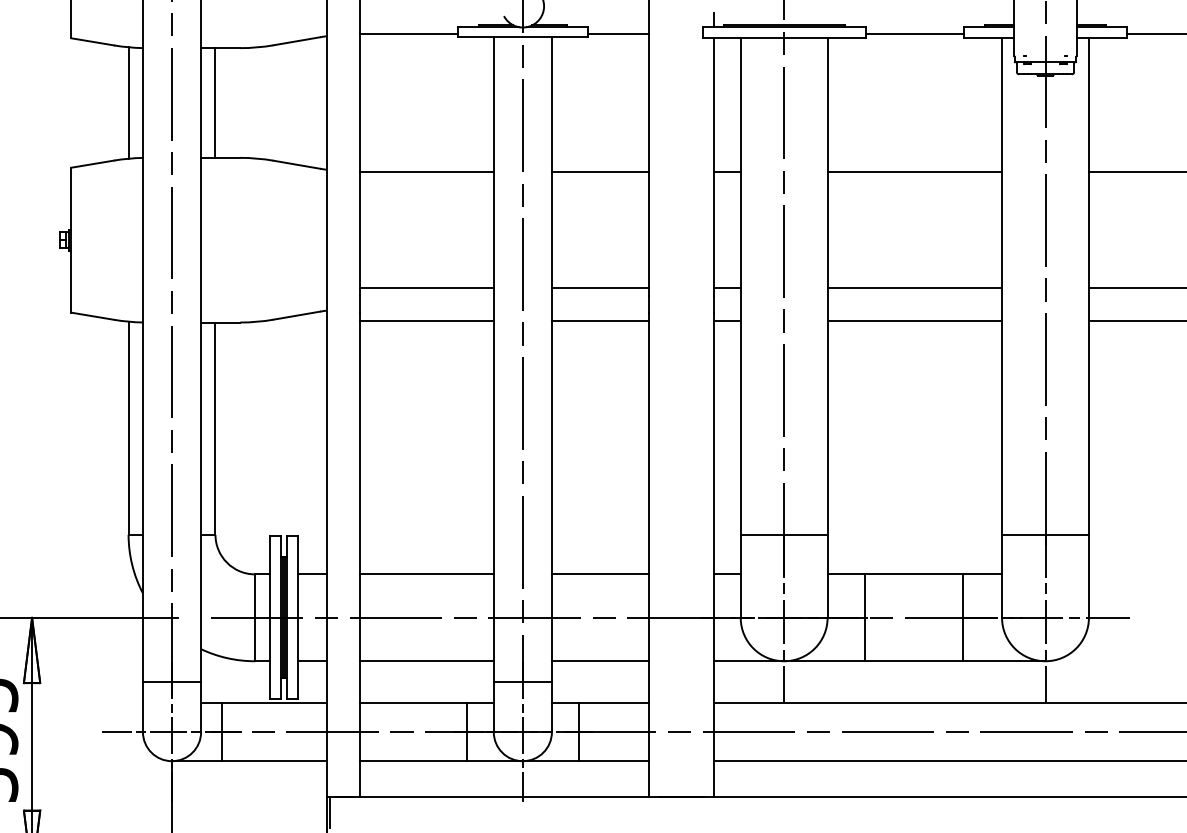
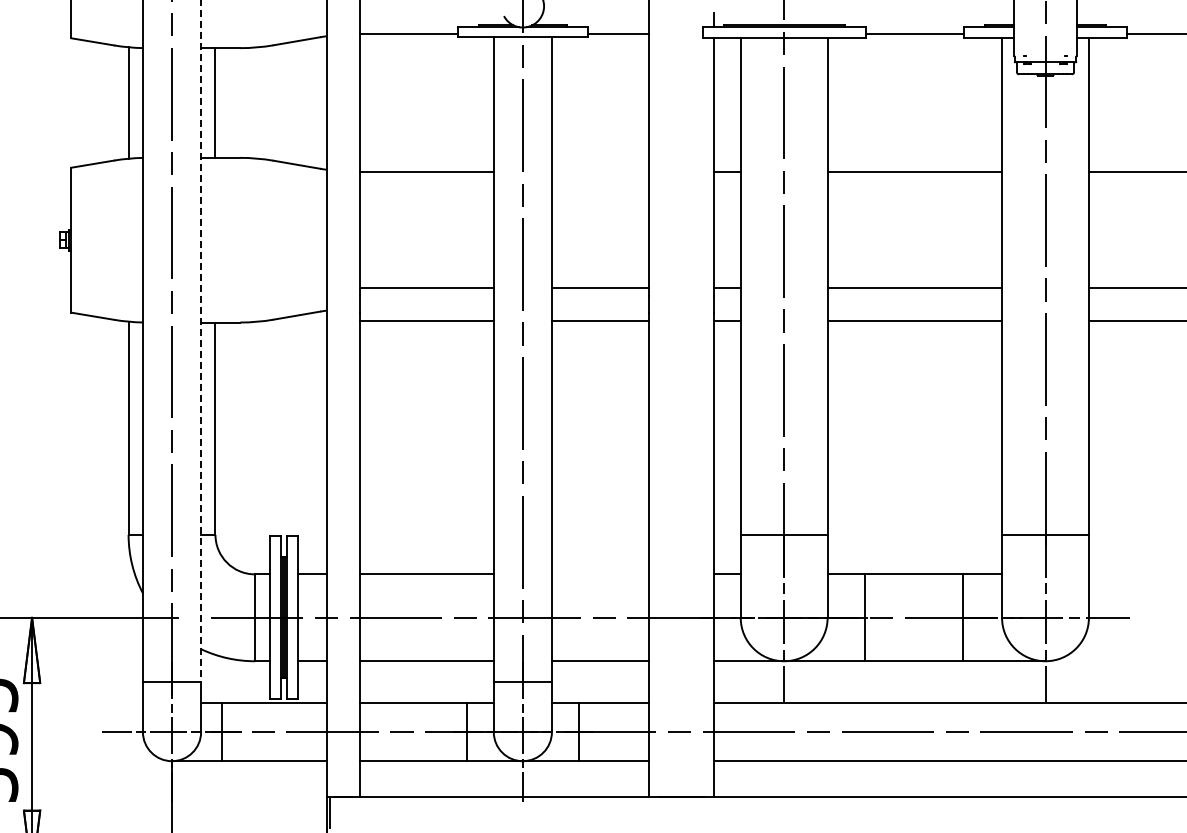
line: present -> none (599, 171)
line: solid -> dashed (201, 341)
line: present -> none (599, 574)
